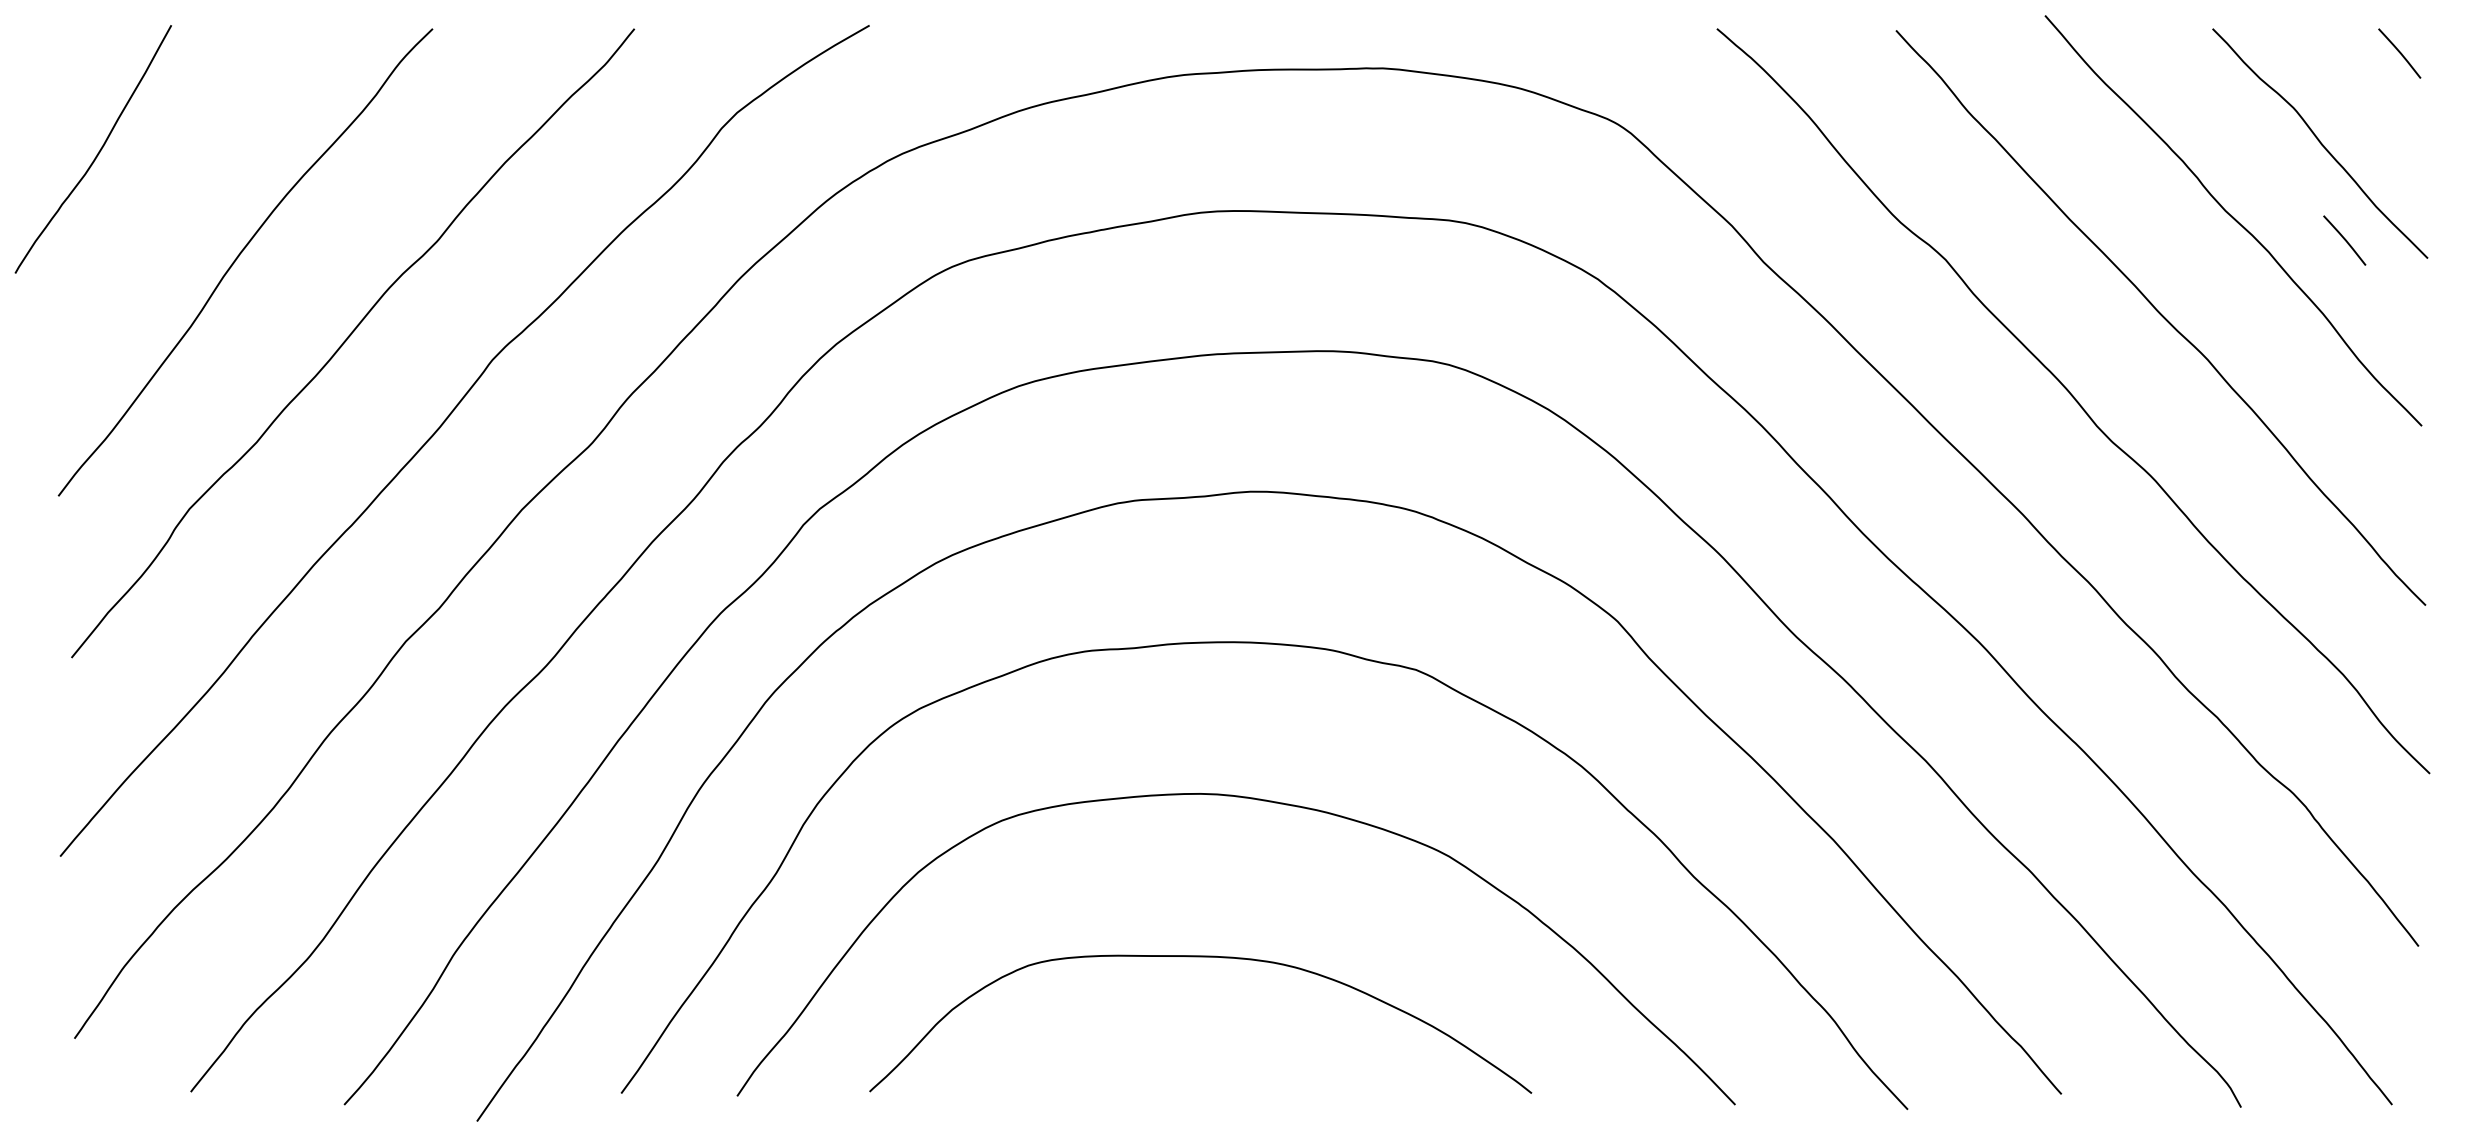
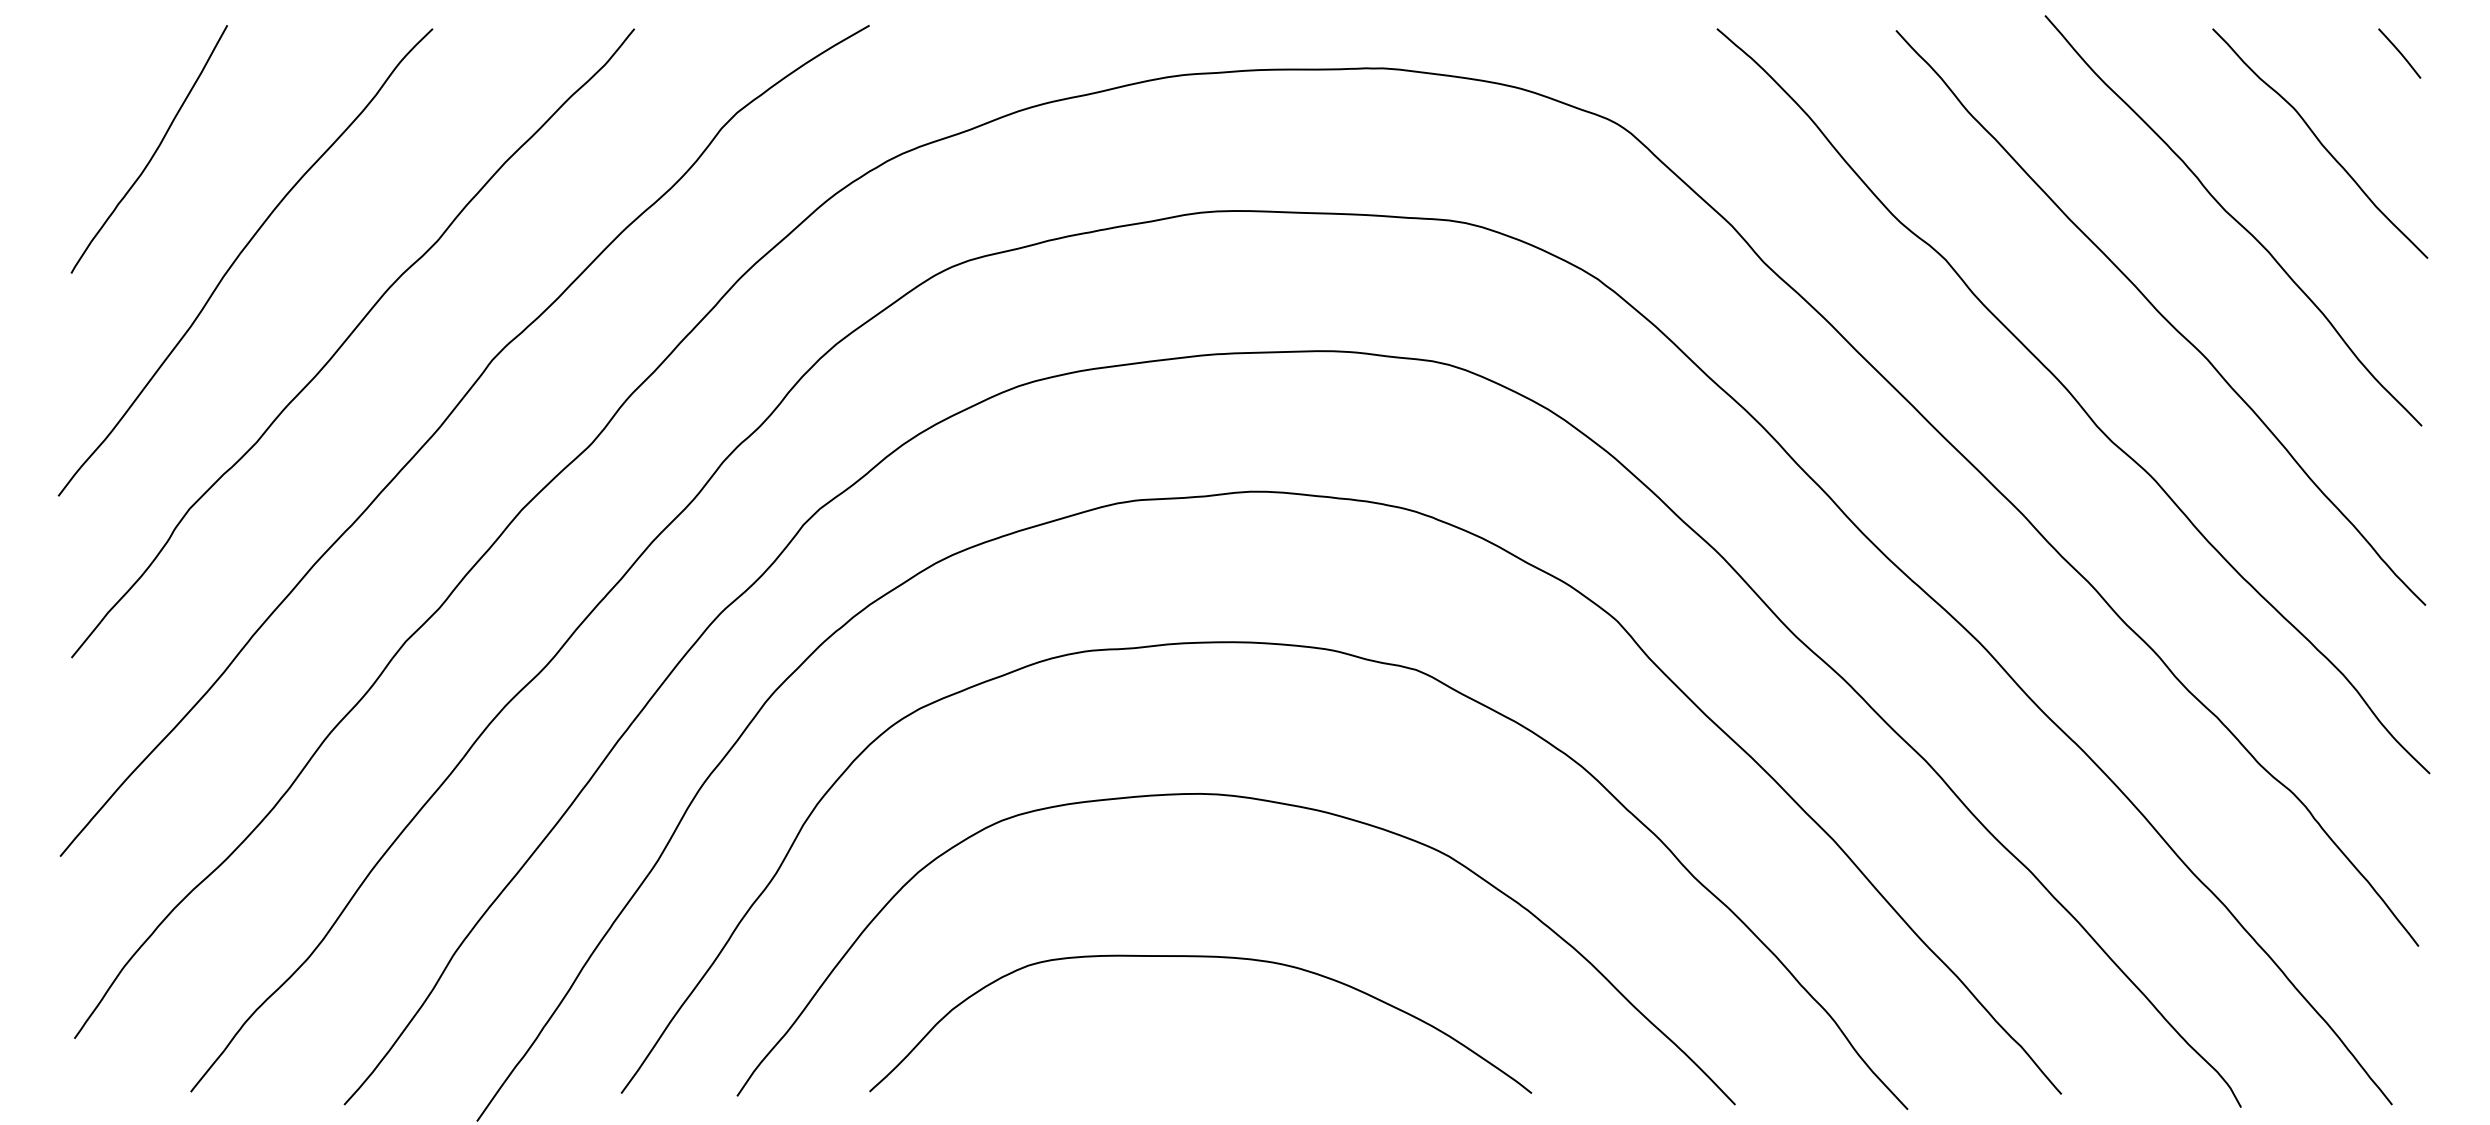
curve position: (98, 151) -> (154, 151) (154, 151)
line: present -> none (2344, 240)
